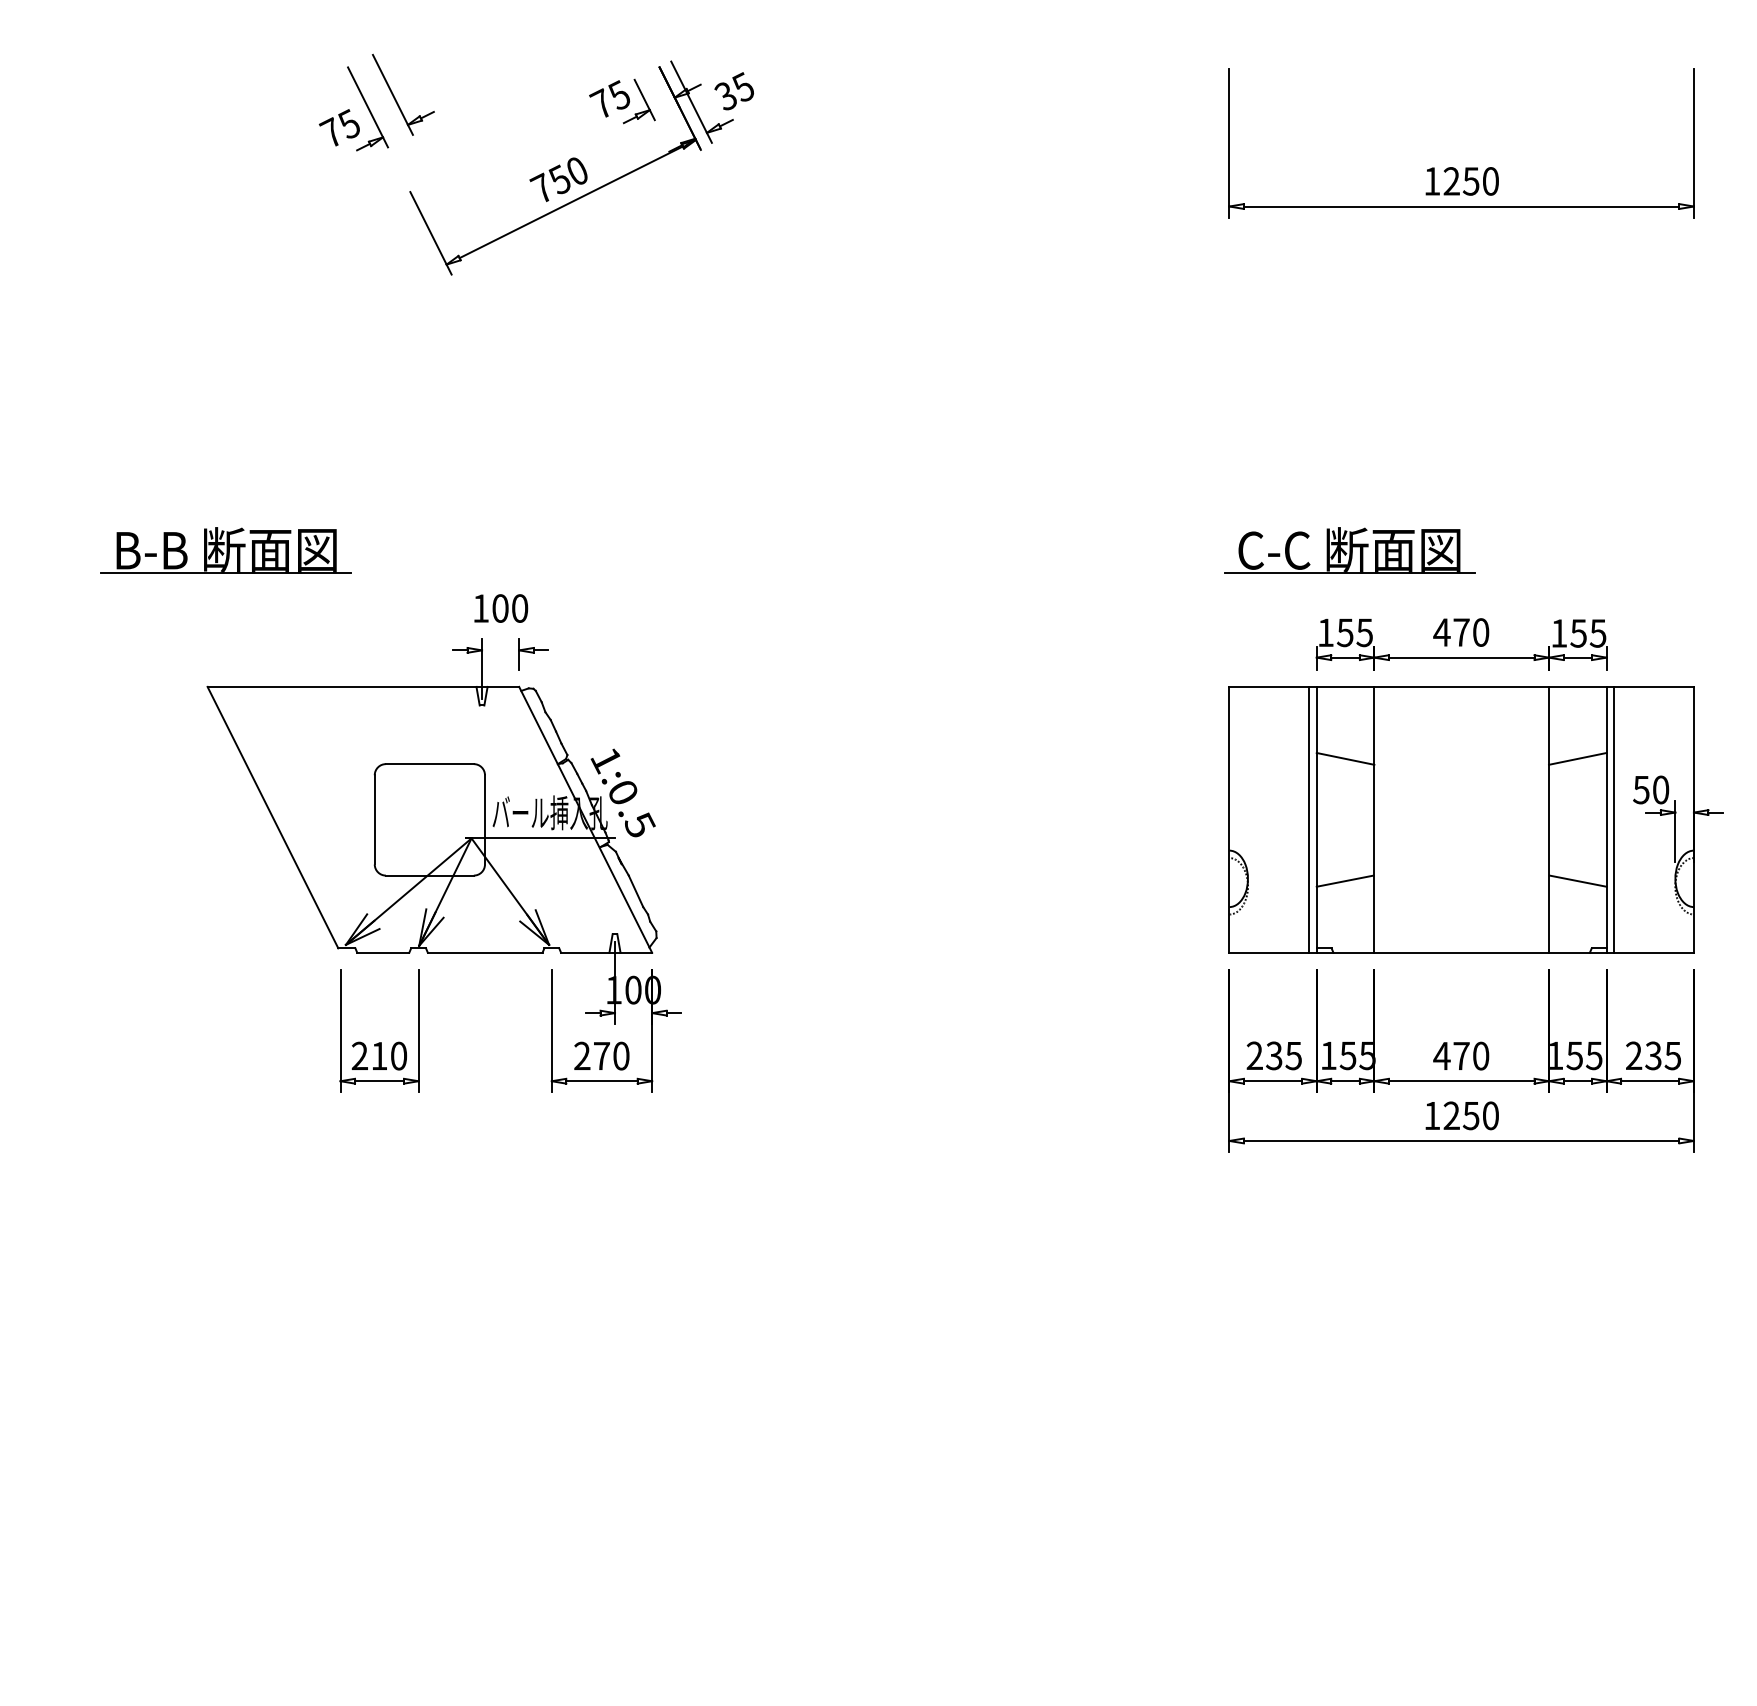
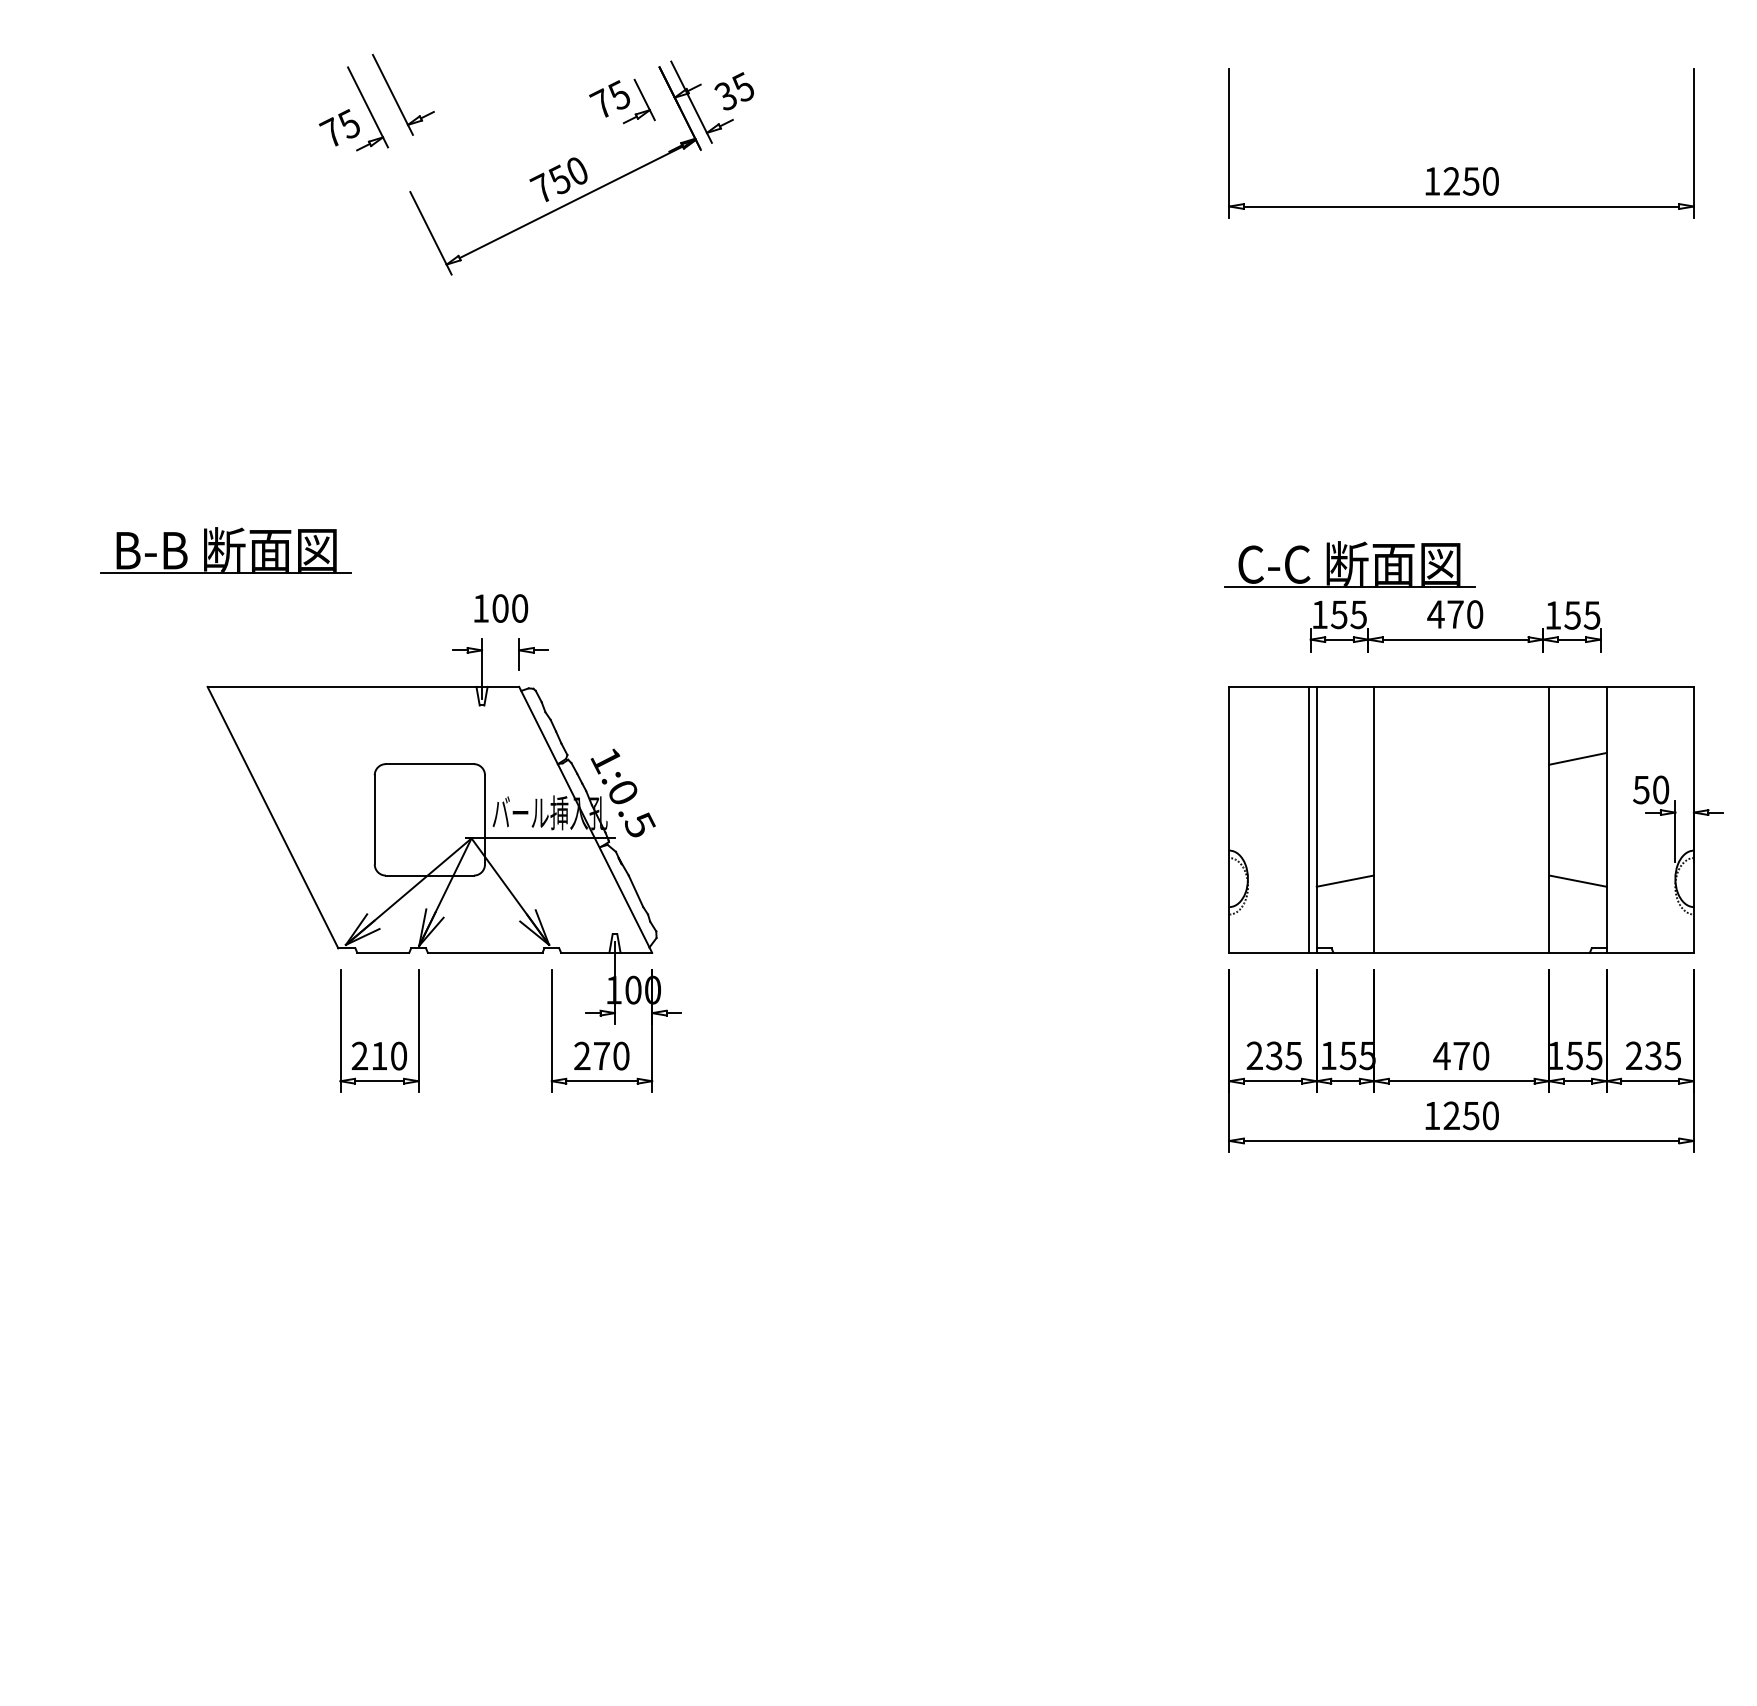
part position: (1349, 550) -> (1349, 564) (1349, 564)
part position: (1461, 644) -> (1455, 626) (1455, 626)
line: present -> none (1345, 758)
line: present -> none (1614, 819)
